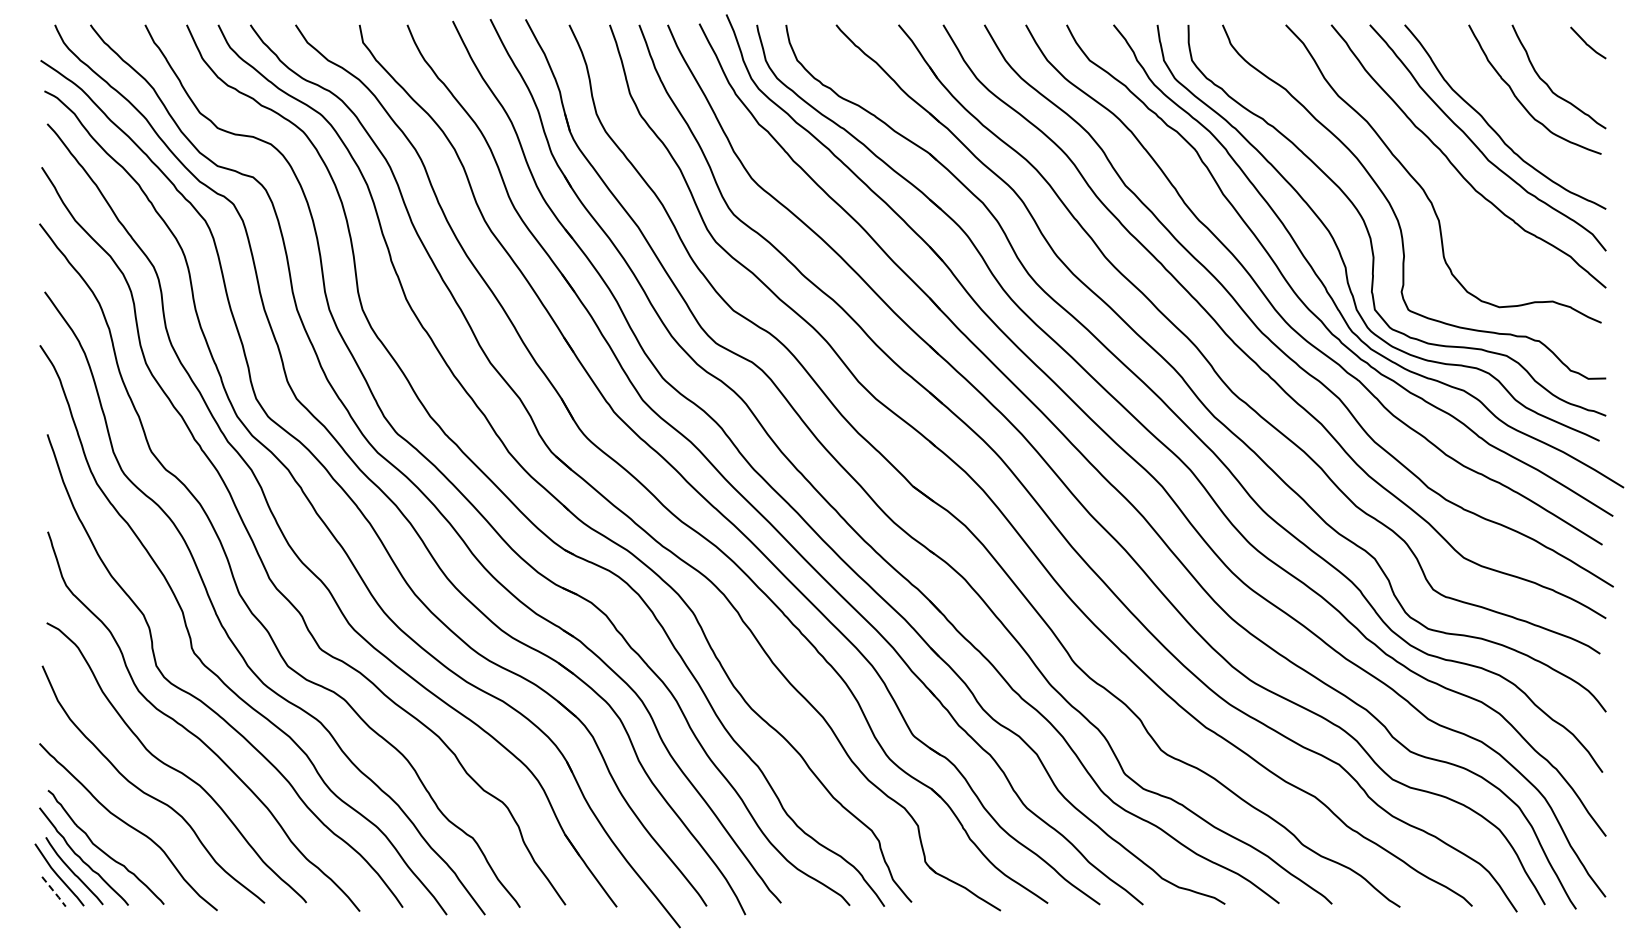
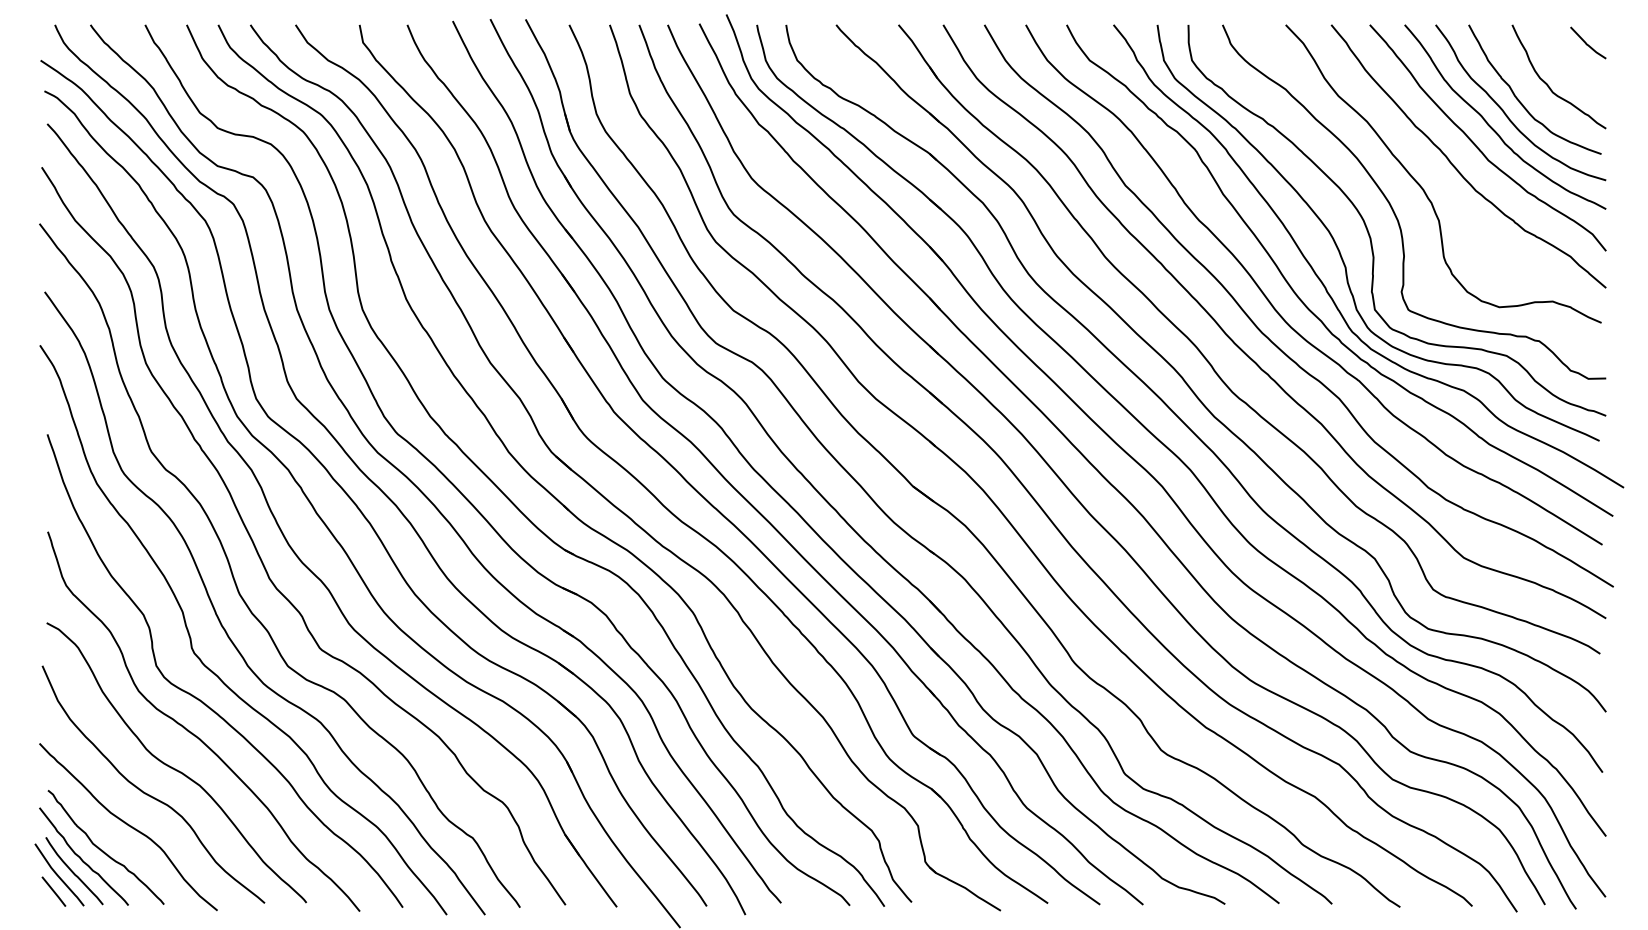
curve: none -> present (1506, 113)
line: dashed -> solid (54, 891)
